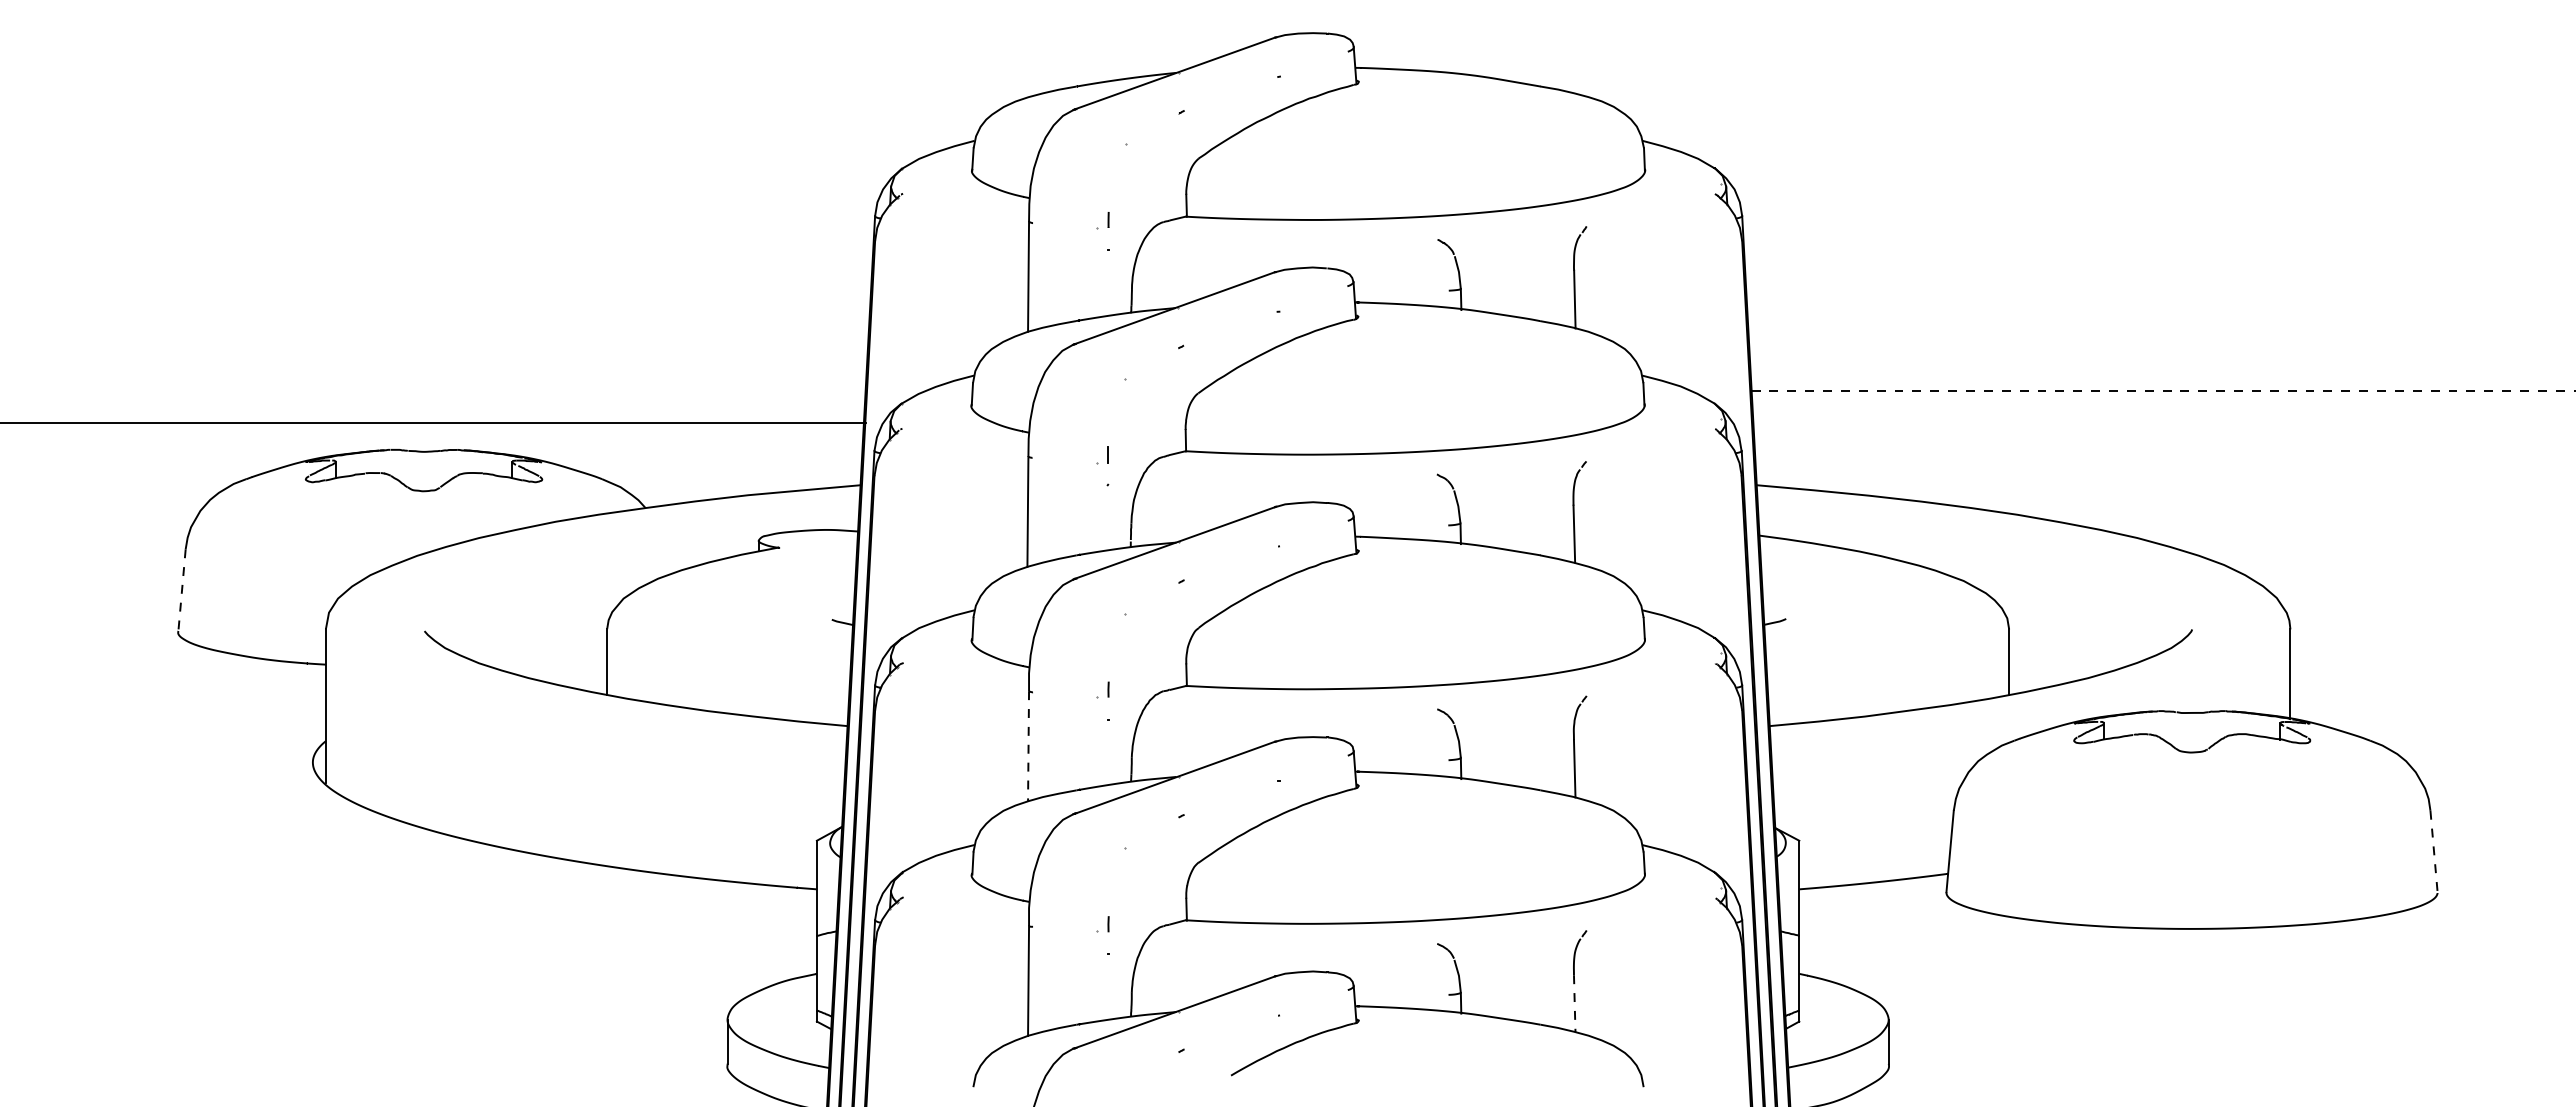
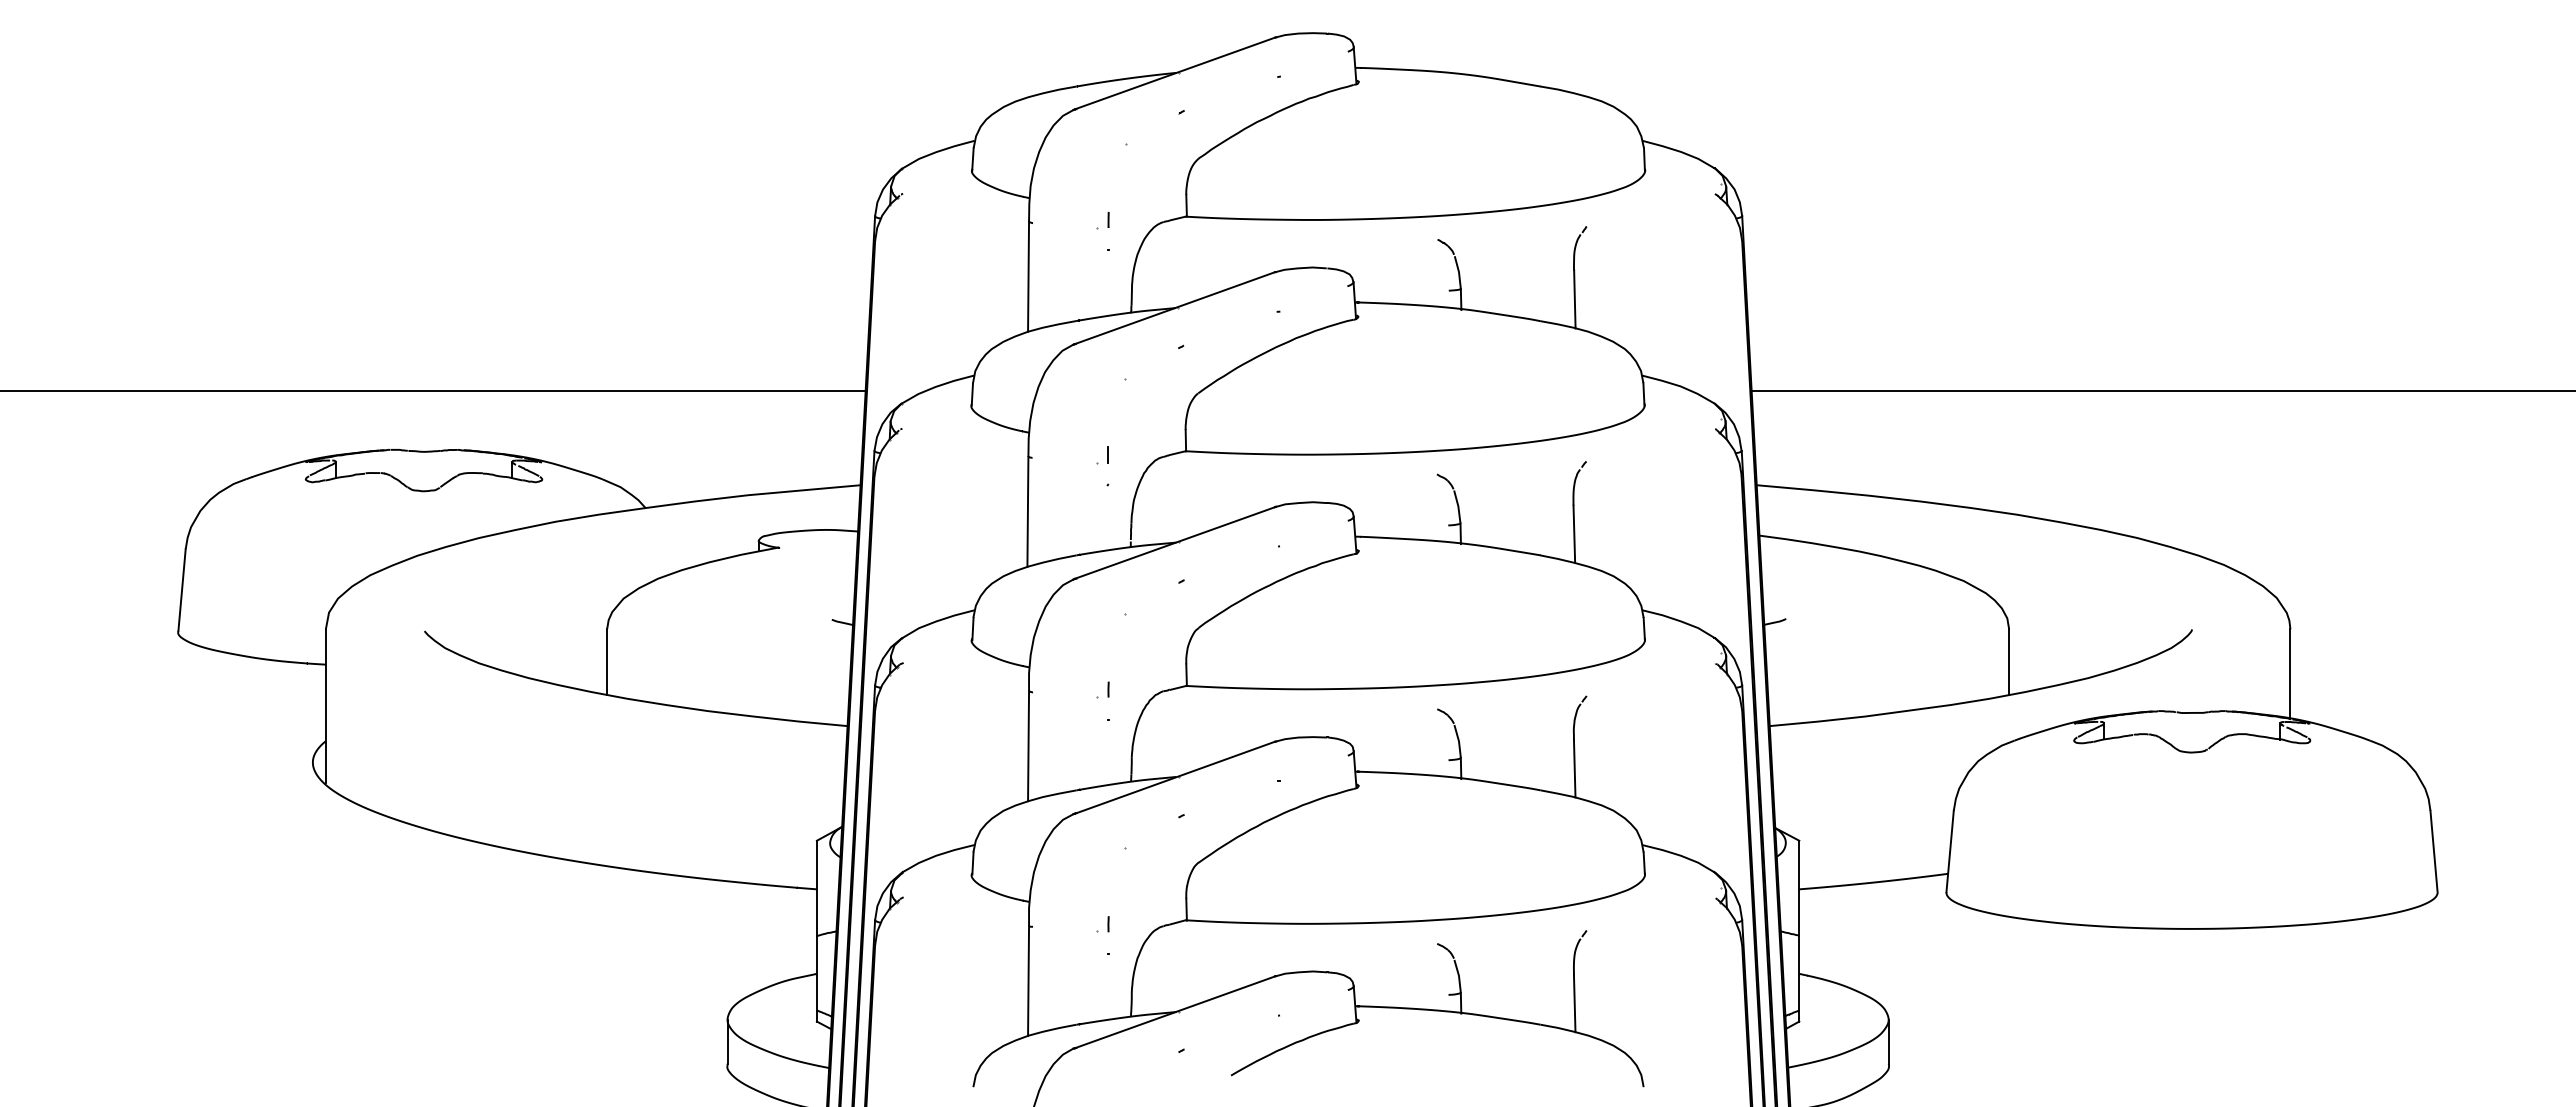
line: dashed -> solid (2163, 390)
line position: (433, 422) -> (433, 390) (433, 390)
line: dashed -> solid (182, 590)
line: dashed -> solid (1028, 746)
line: dashed -> solid (2434, 851)
line: dashed -> solid (1574, 1003)
